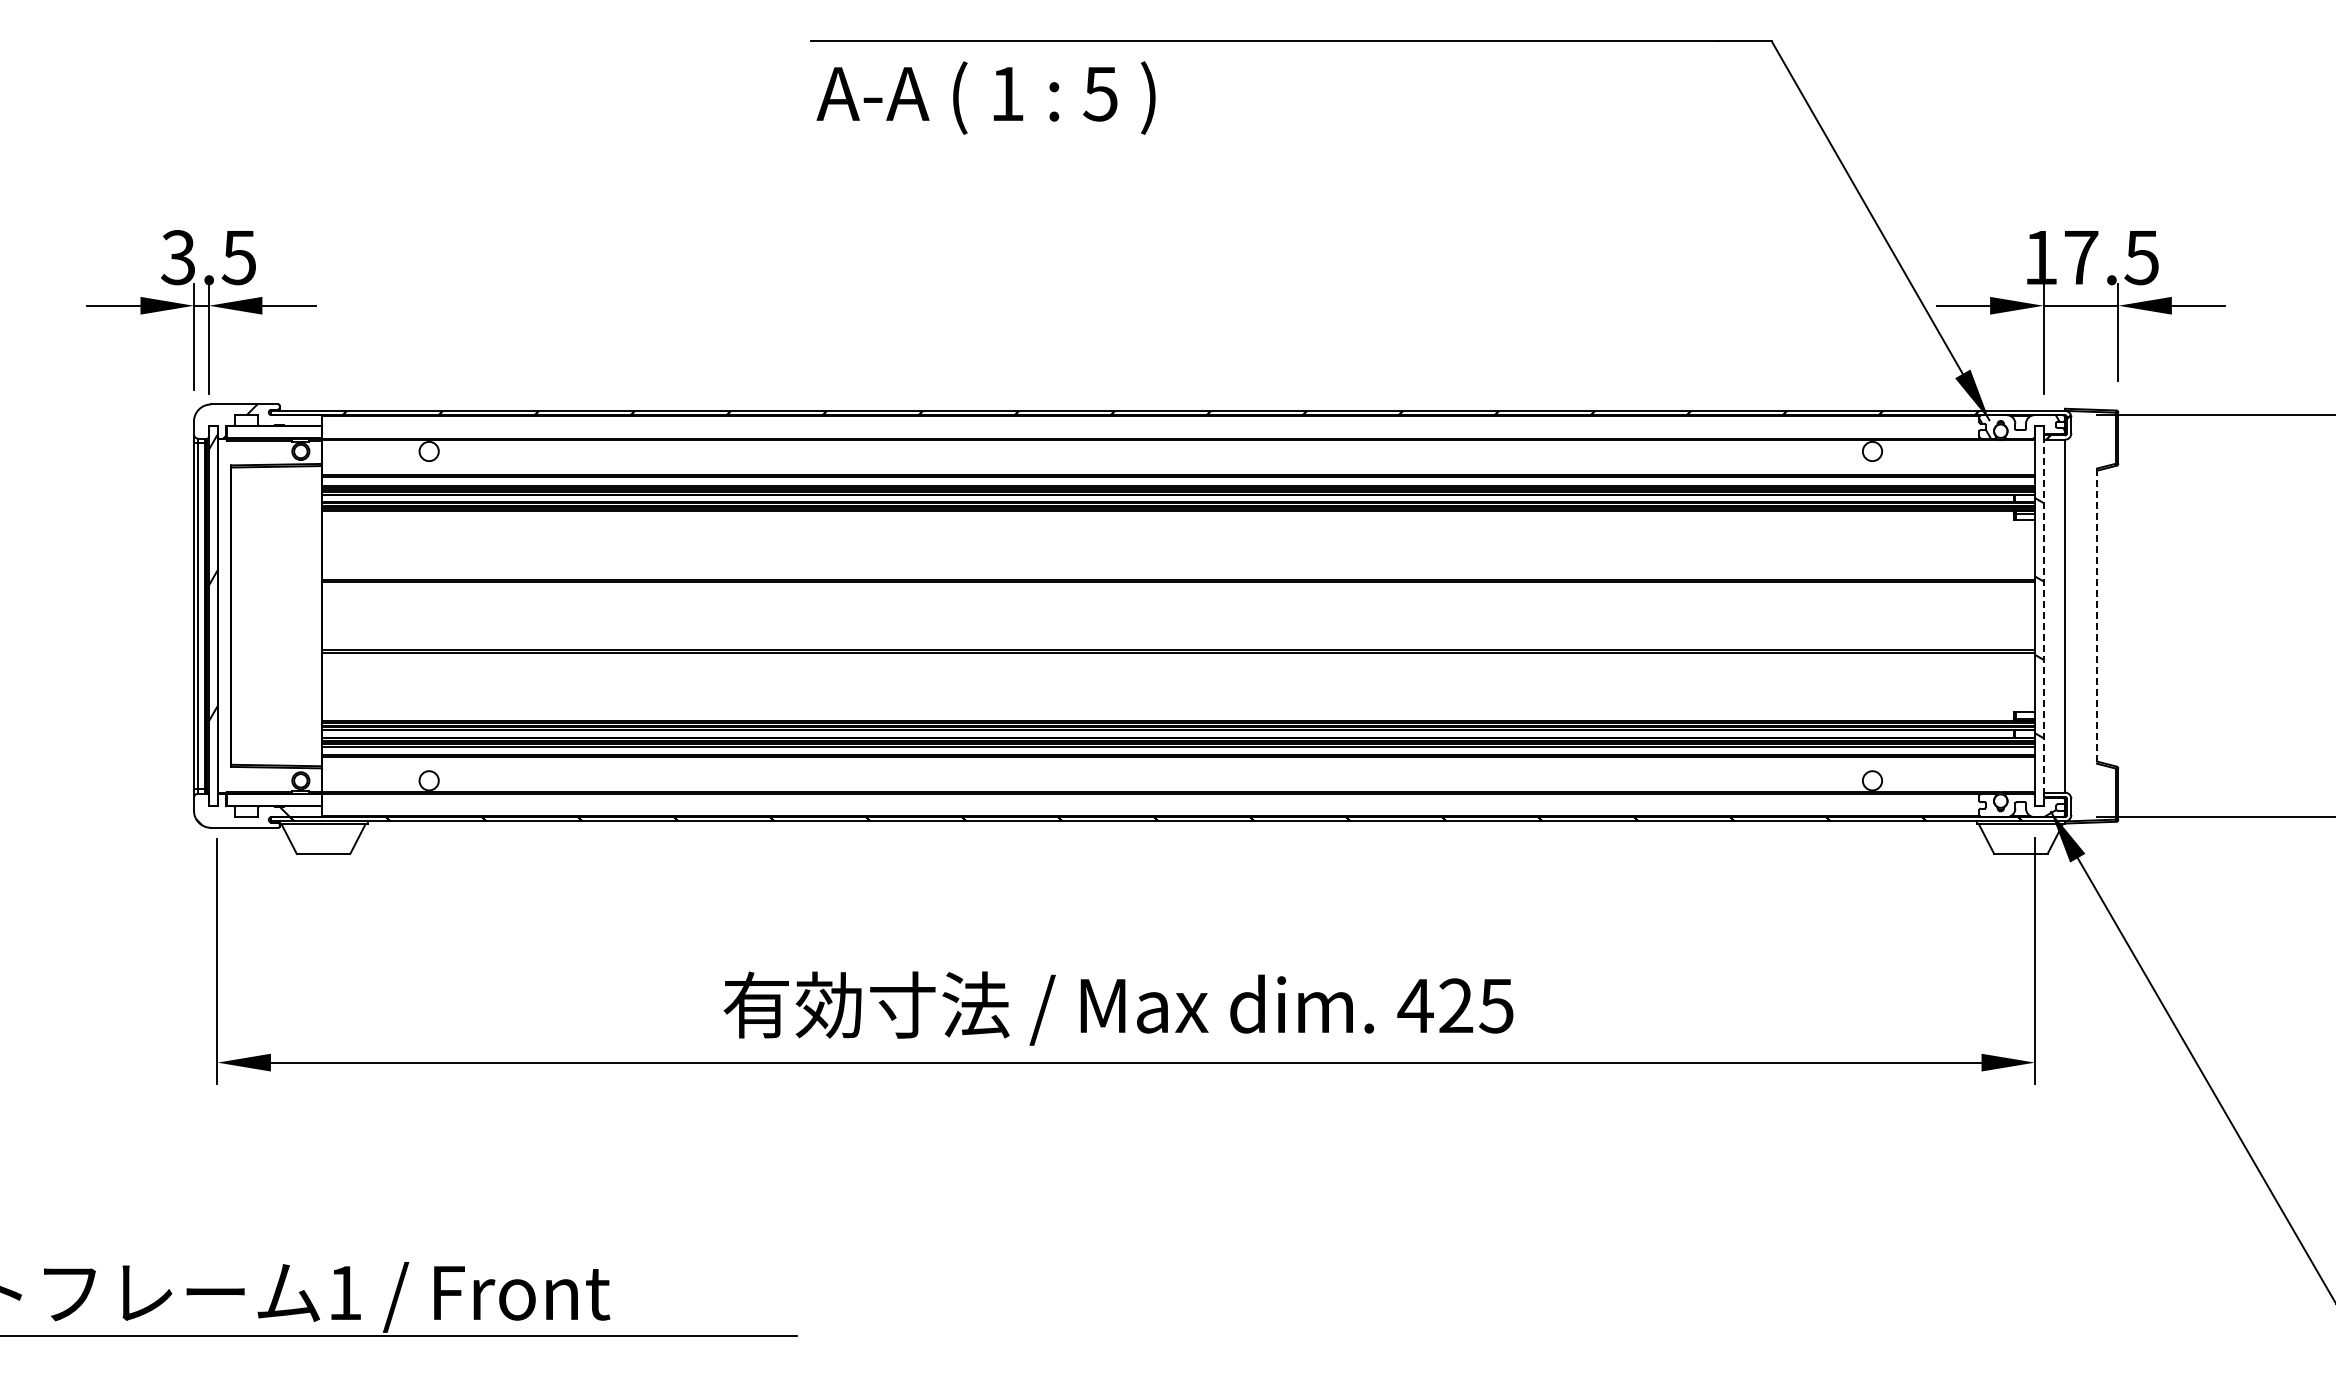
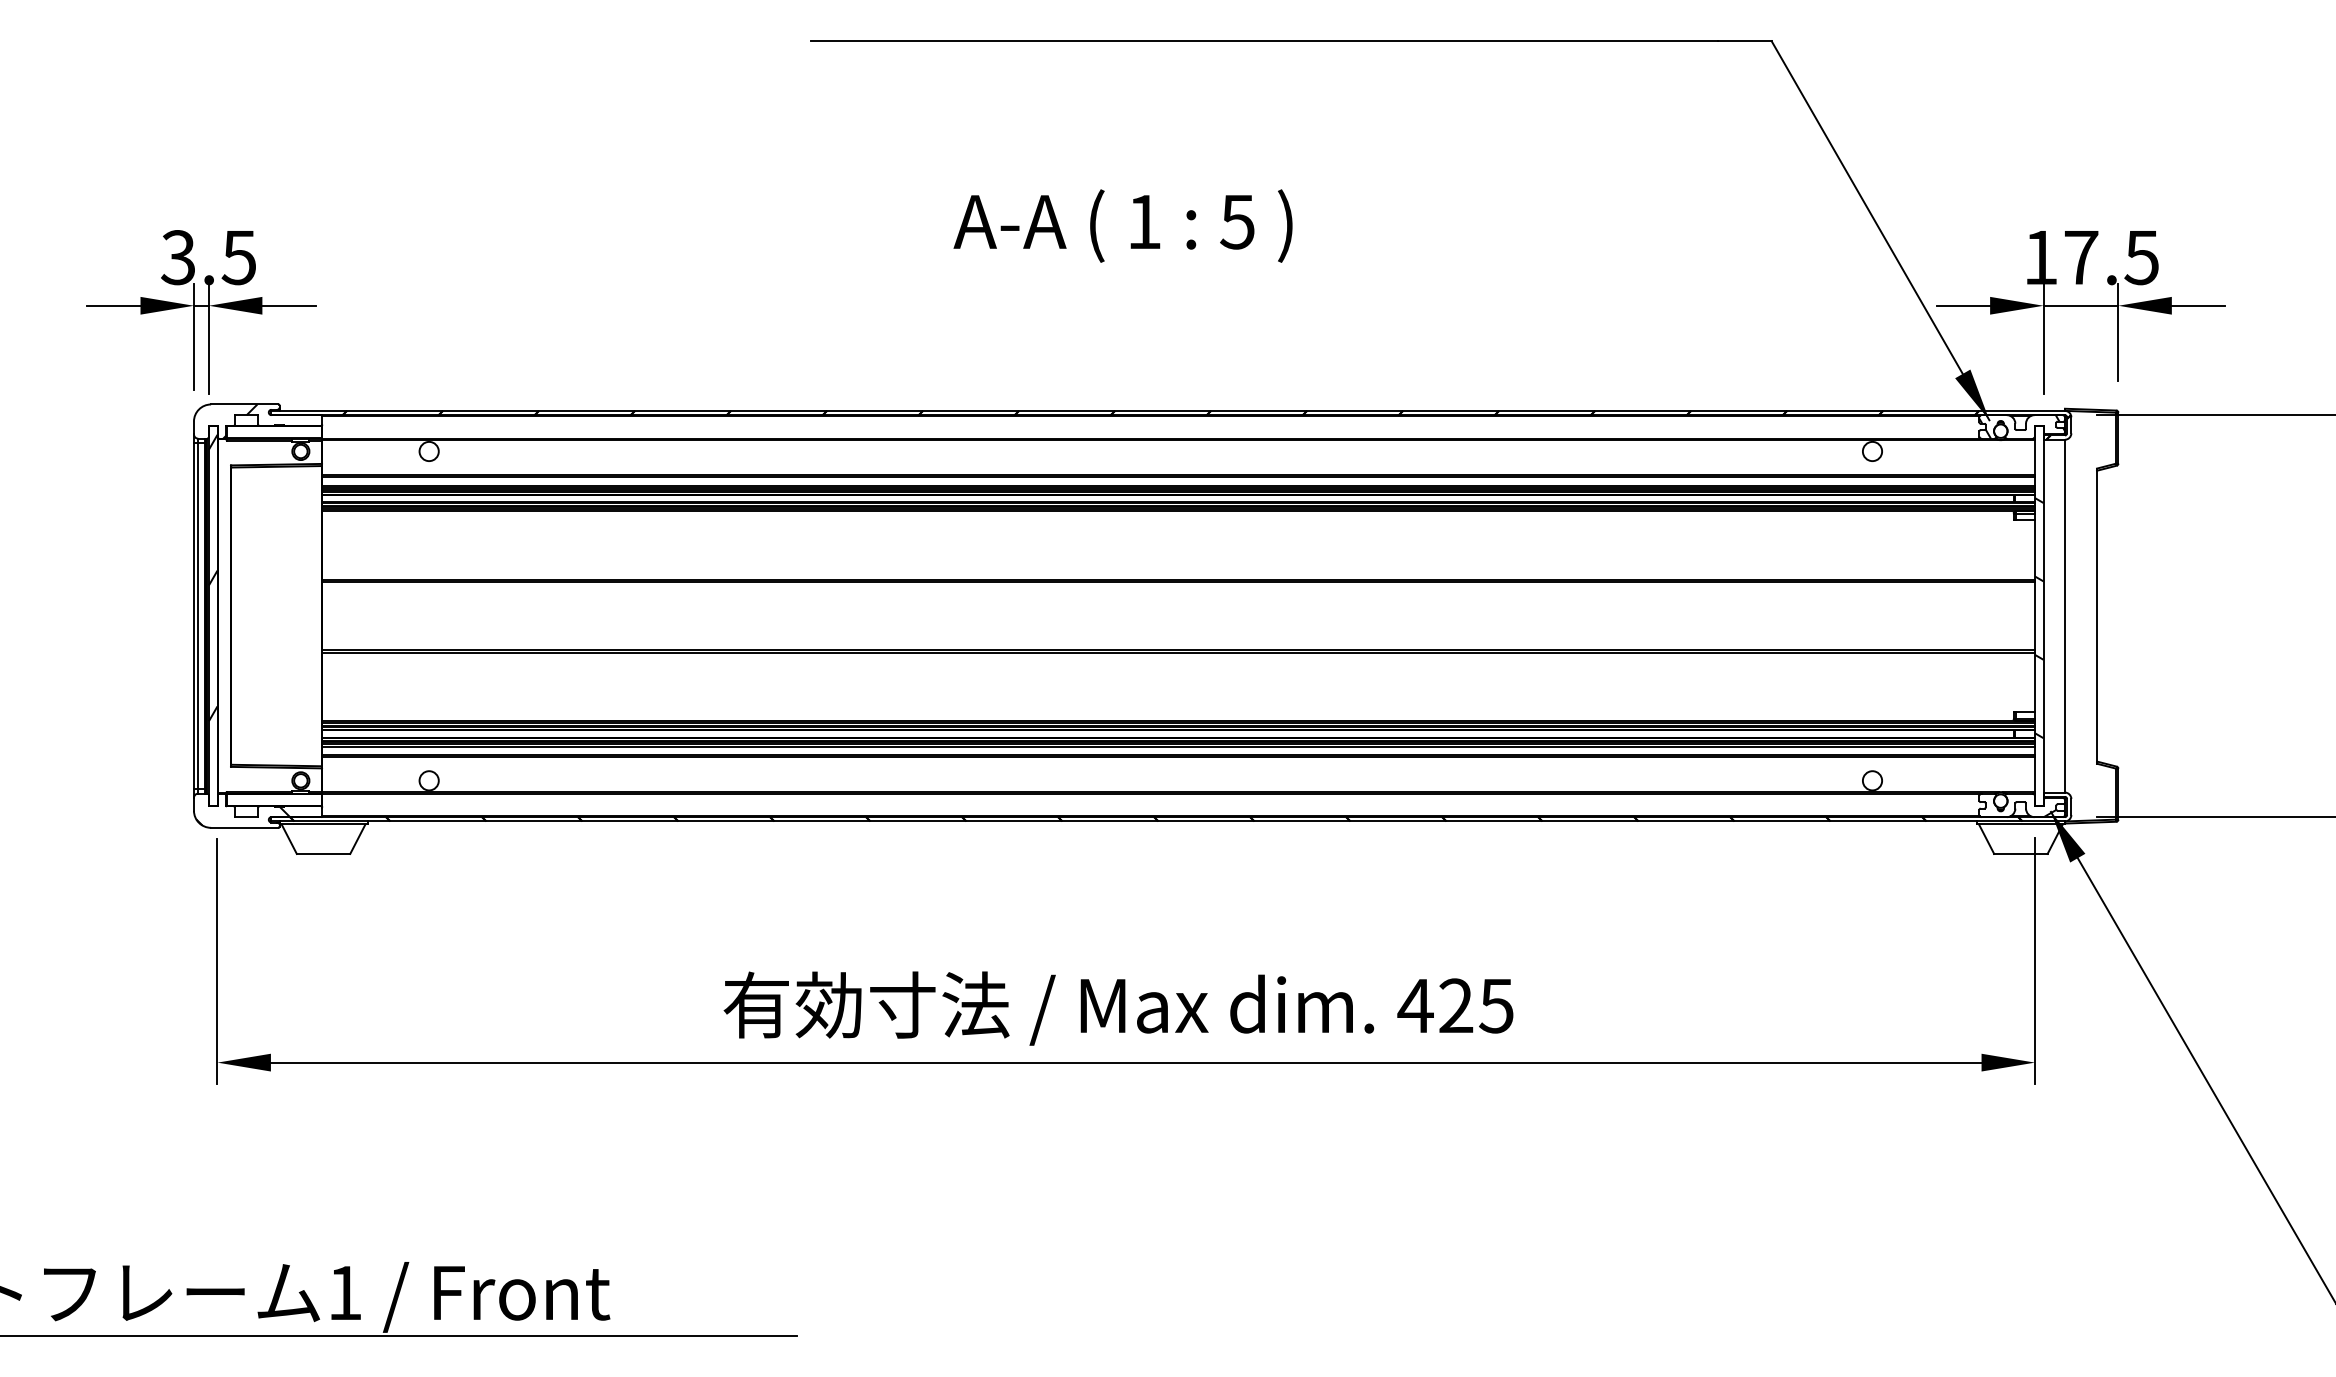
text position: (985, 97) -> (1122, 225) (1122, 225)
line: dashed -> solid (2043, 616)
line: dashed -> solid (2097, 616)
